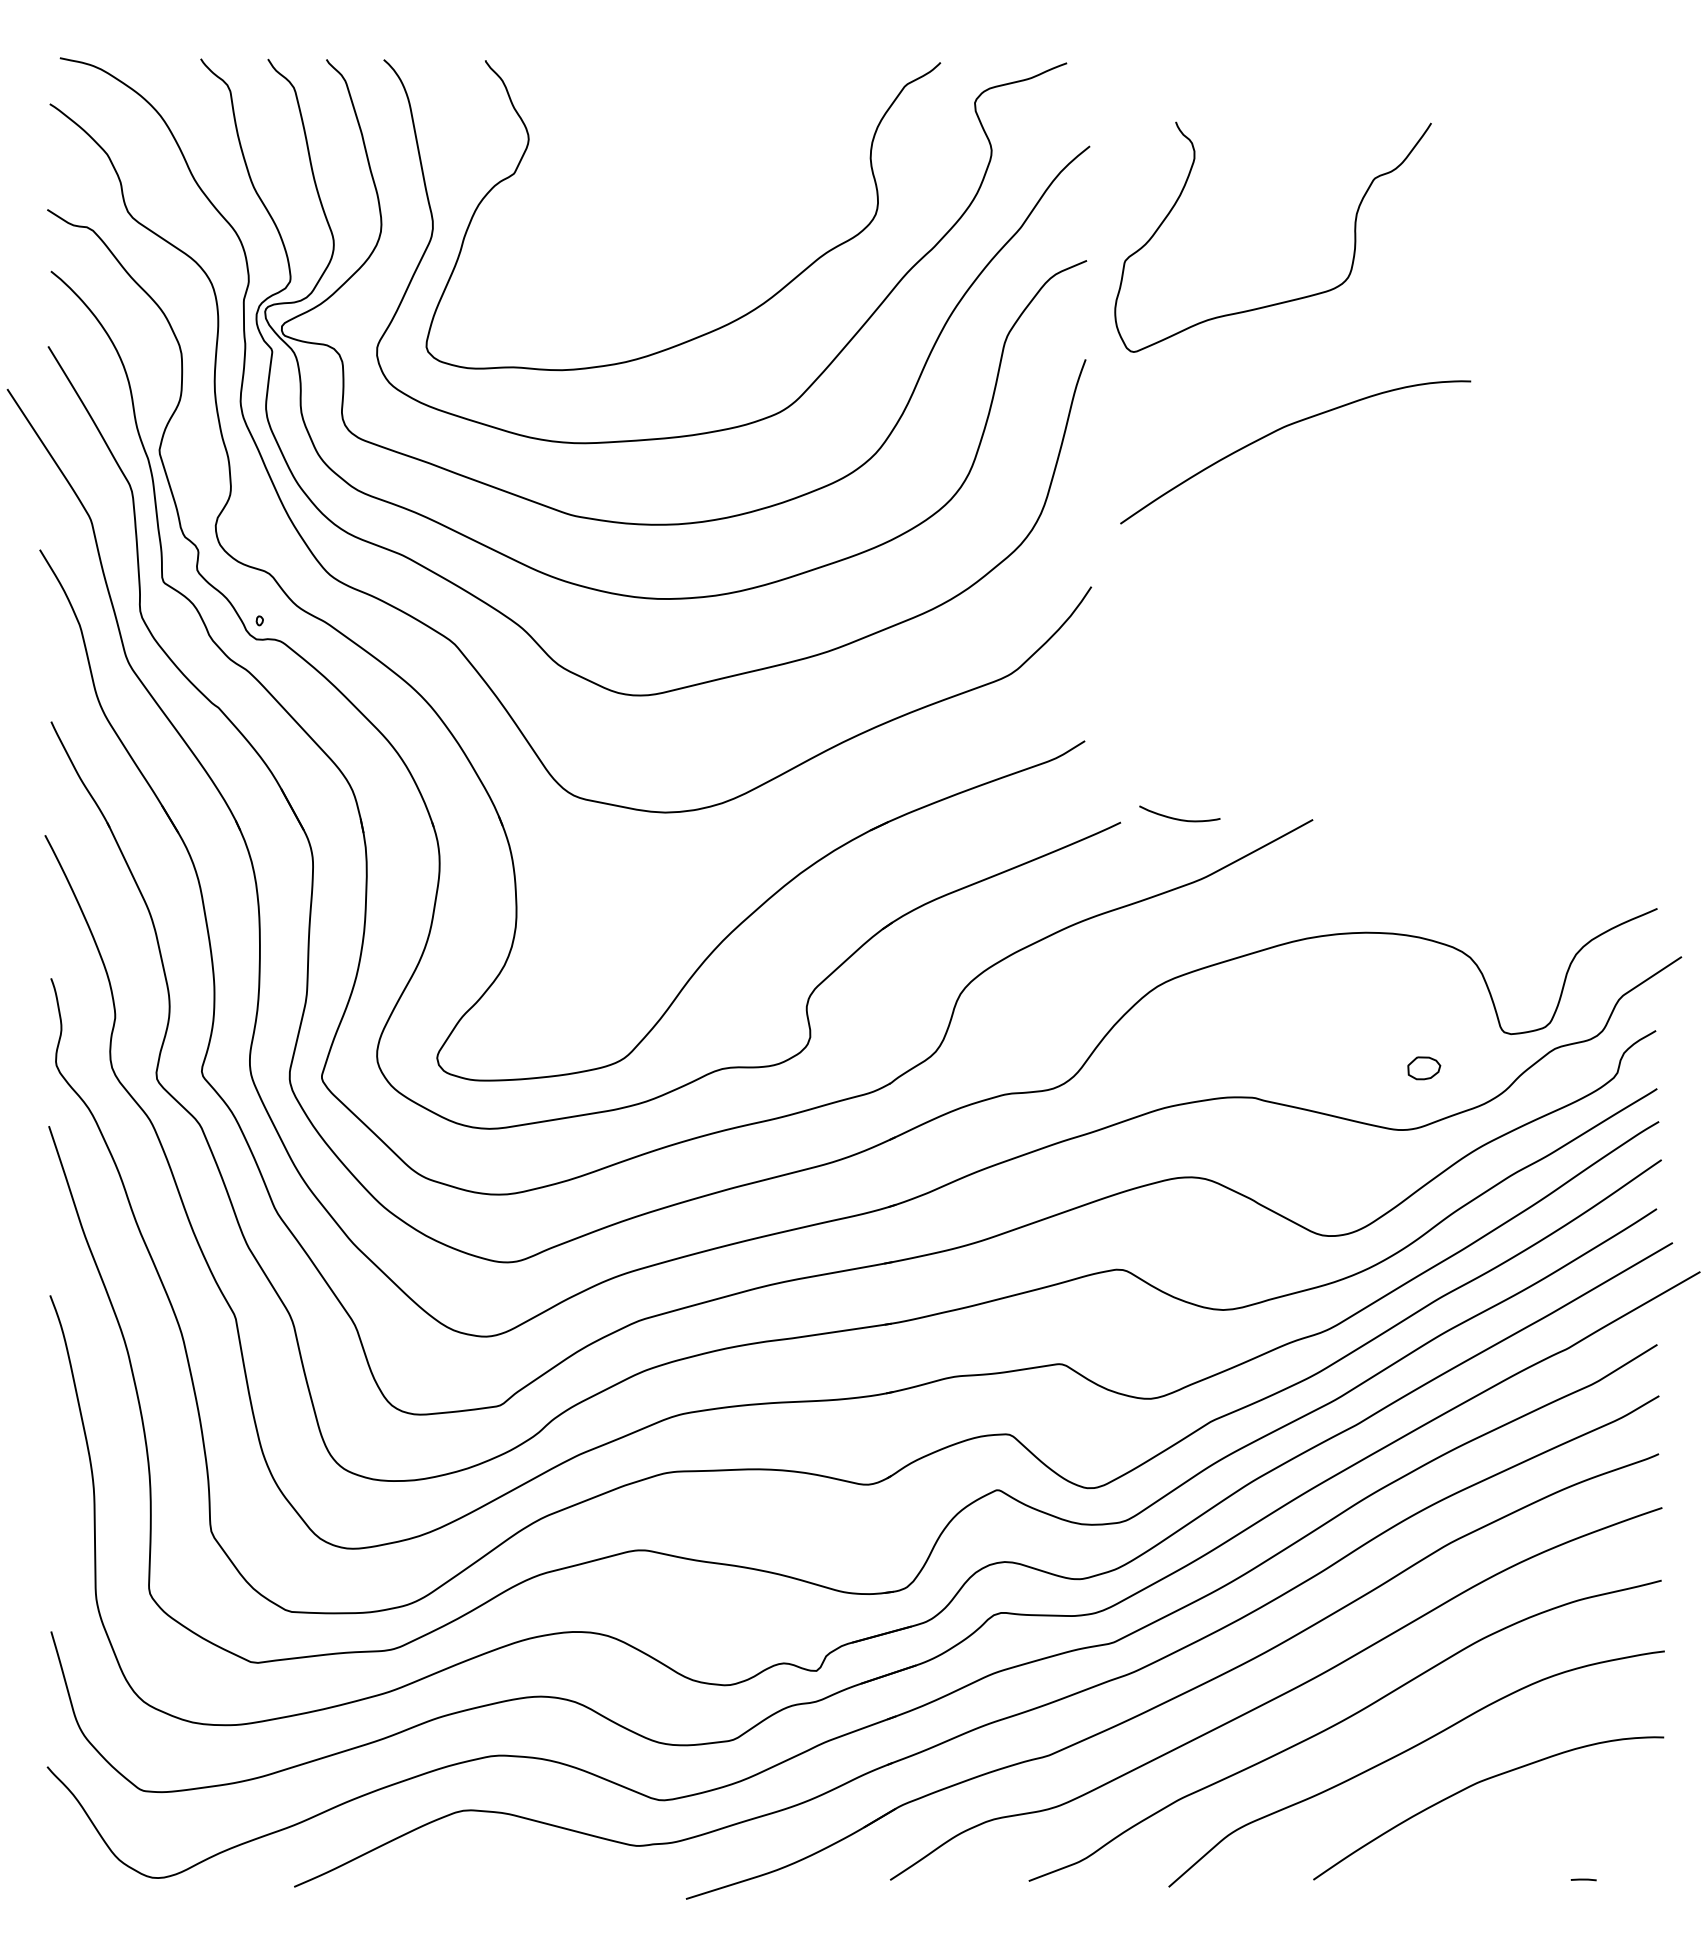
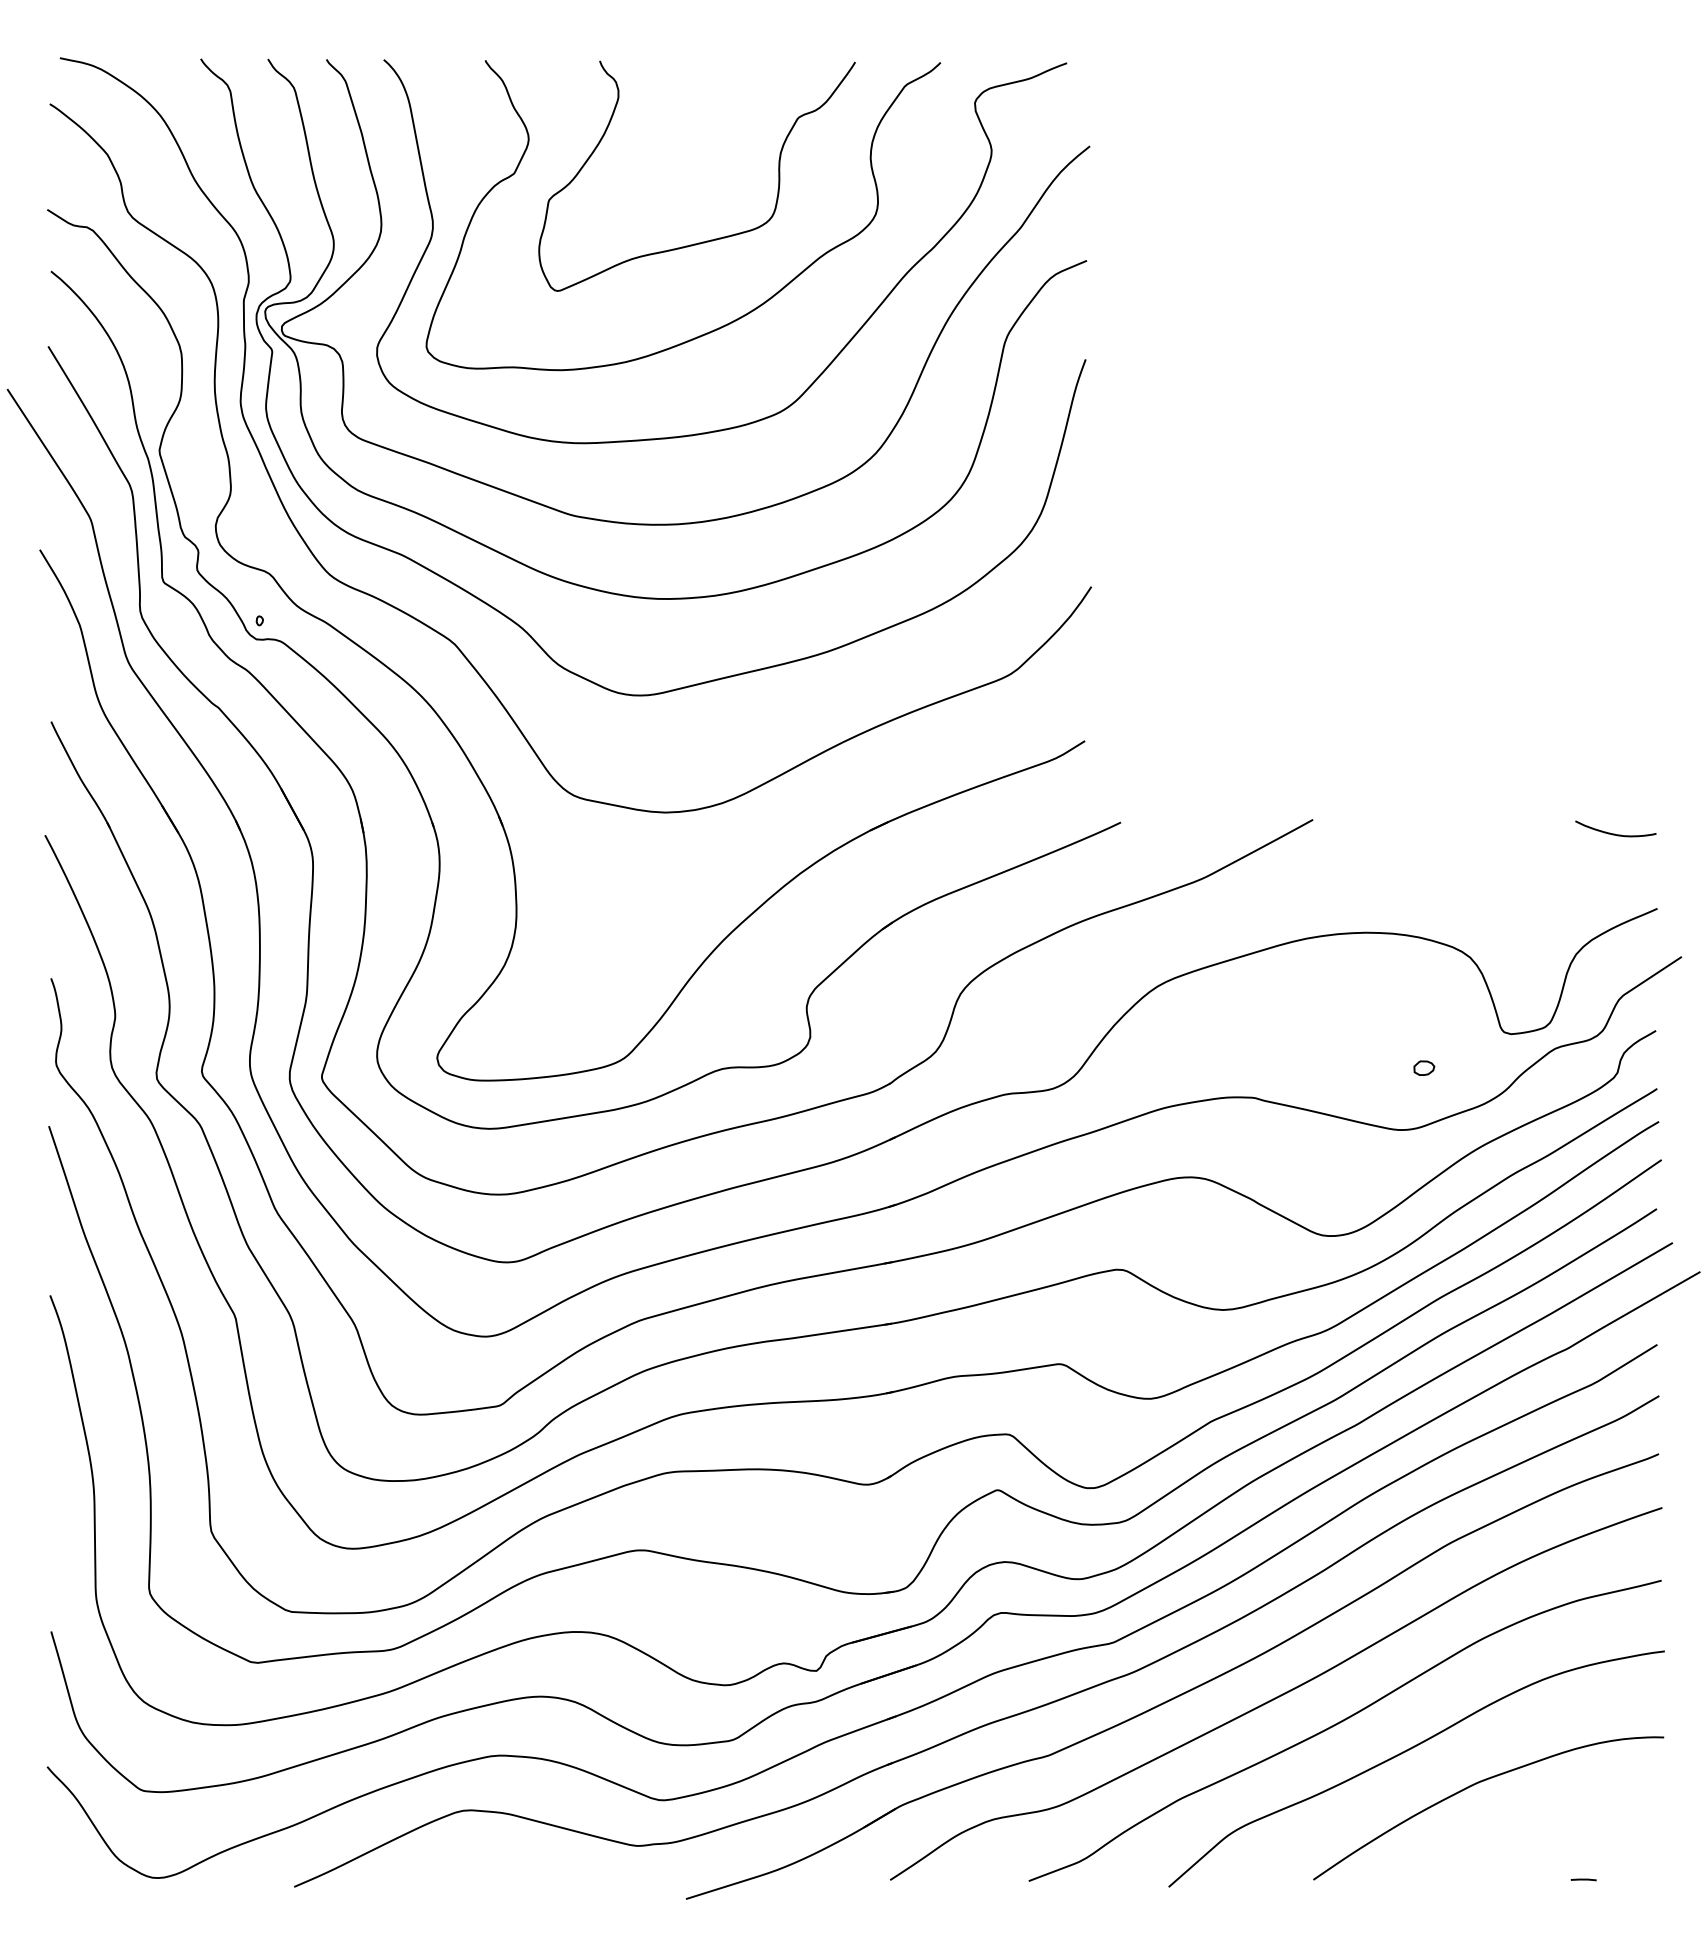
curve position: (1286, 300) -> (710, 239) (710, 239)
curve: present -> none (1286, 427)
curve position: (1179, 818) -> (1615, 833) (1615, 833)
part size: 35x25 px -> 23x16 px (1424, 1067)
